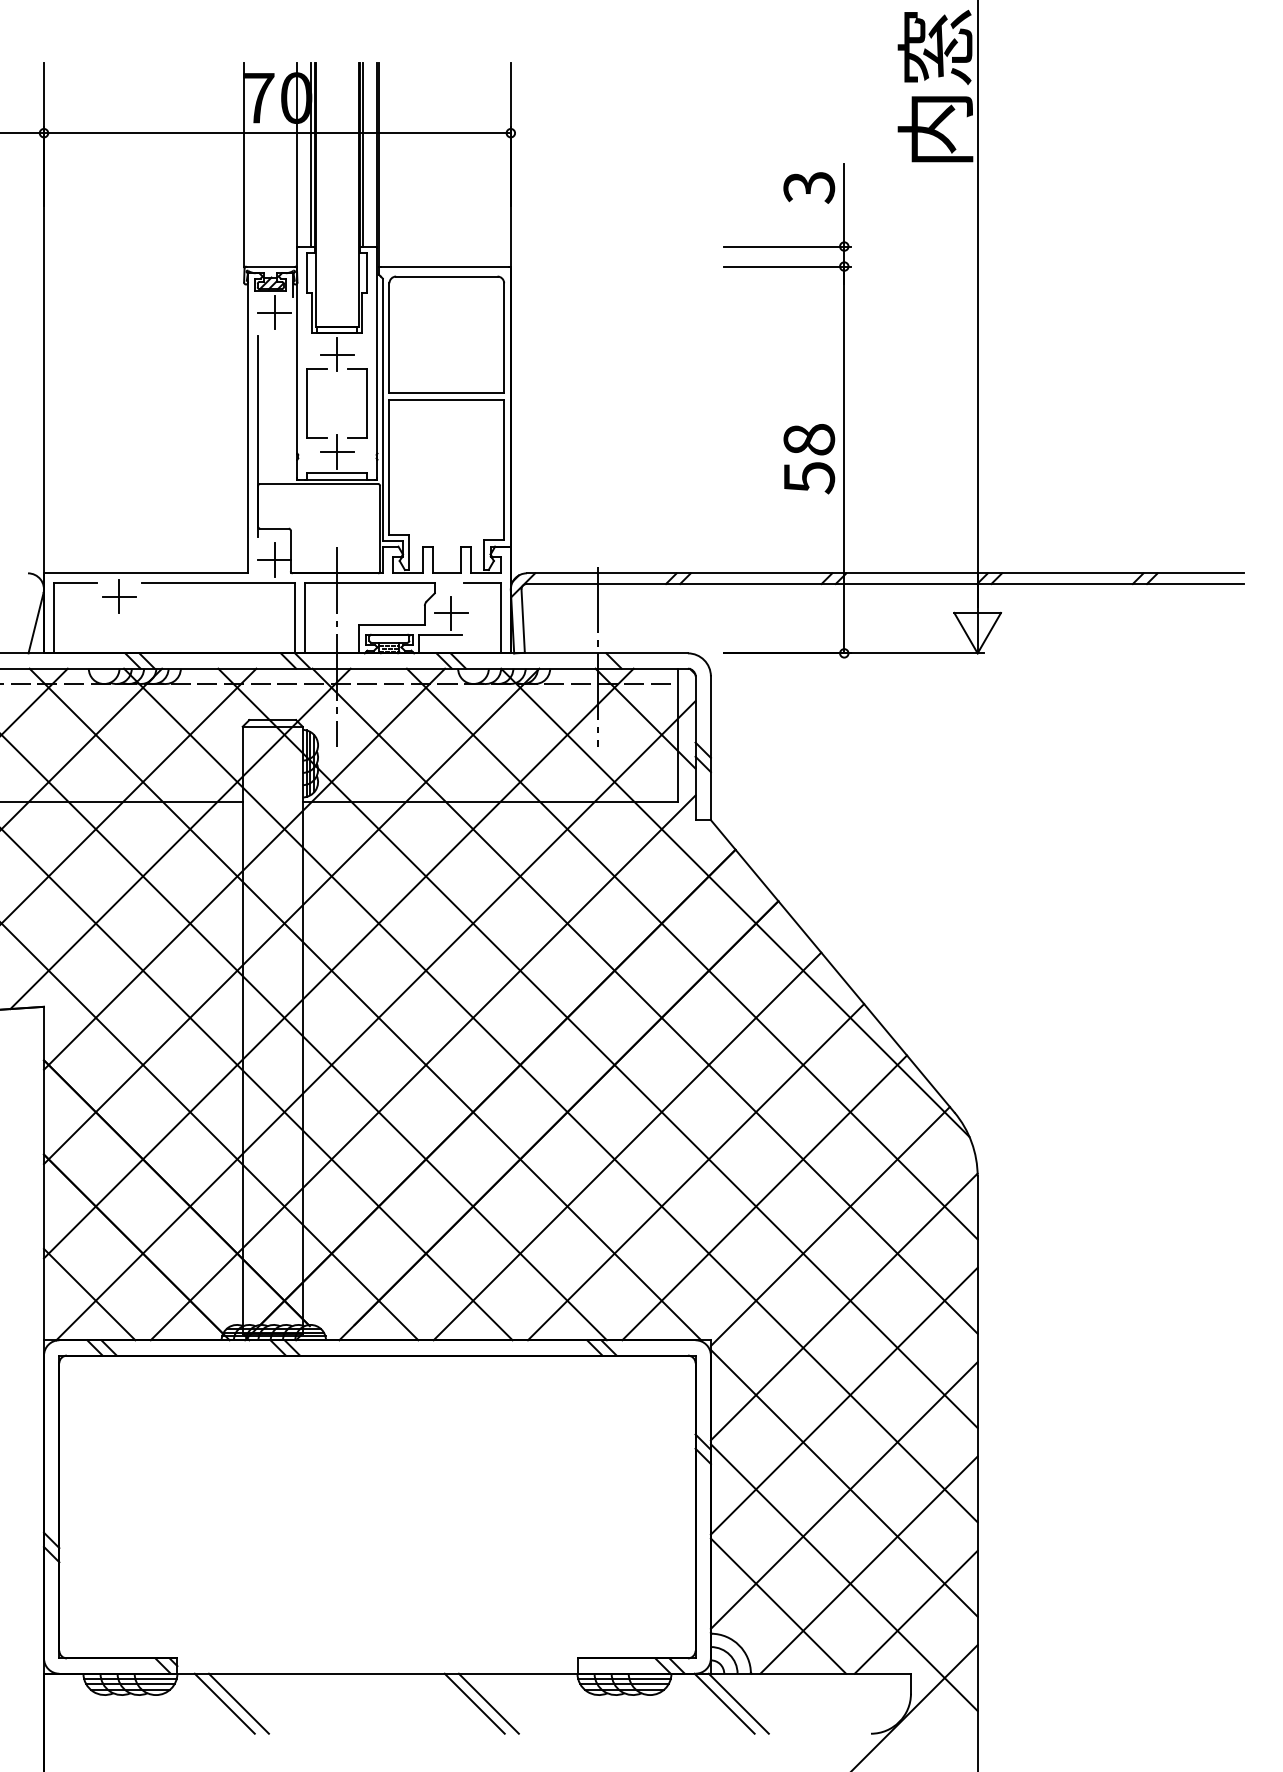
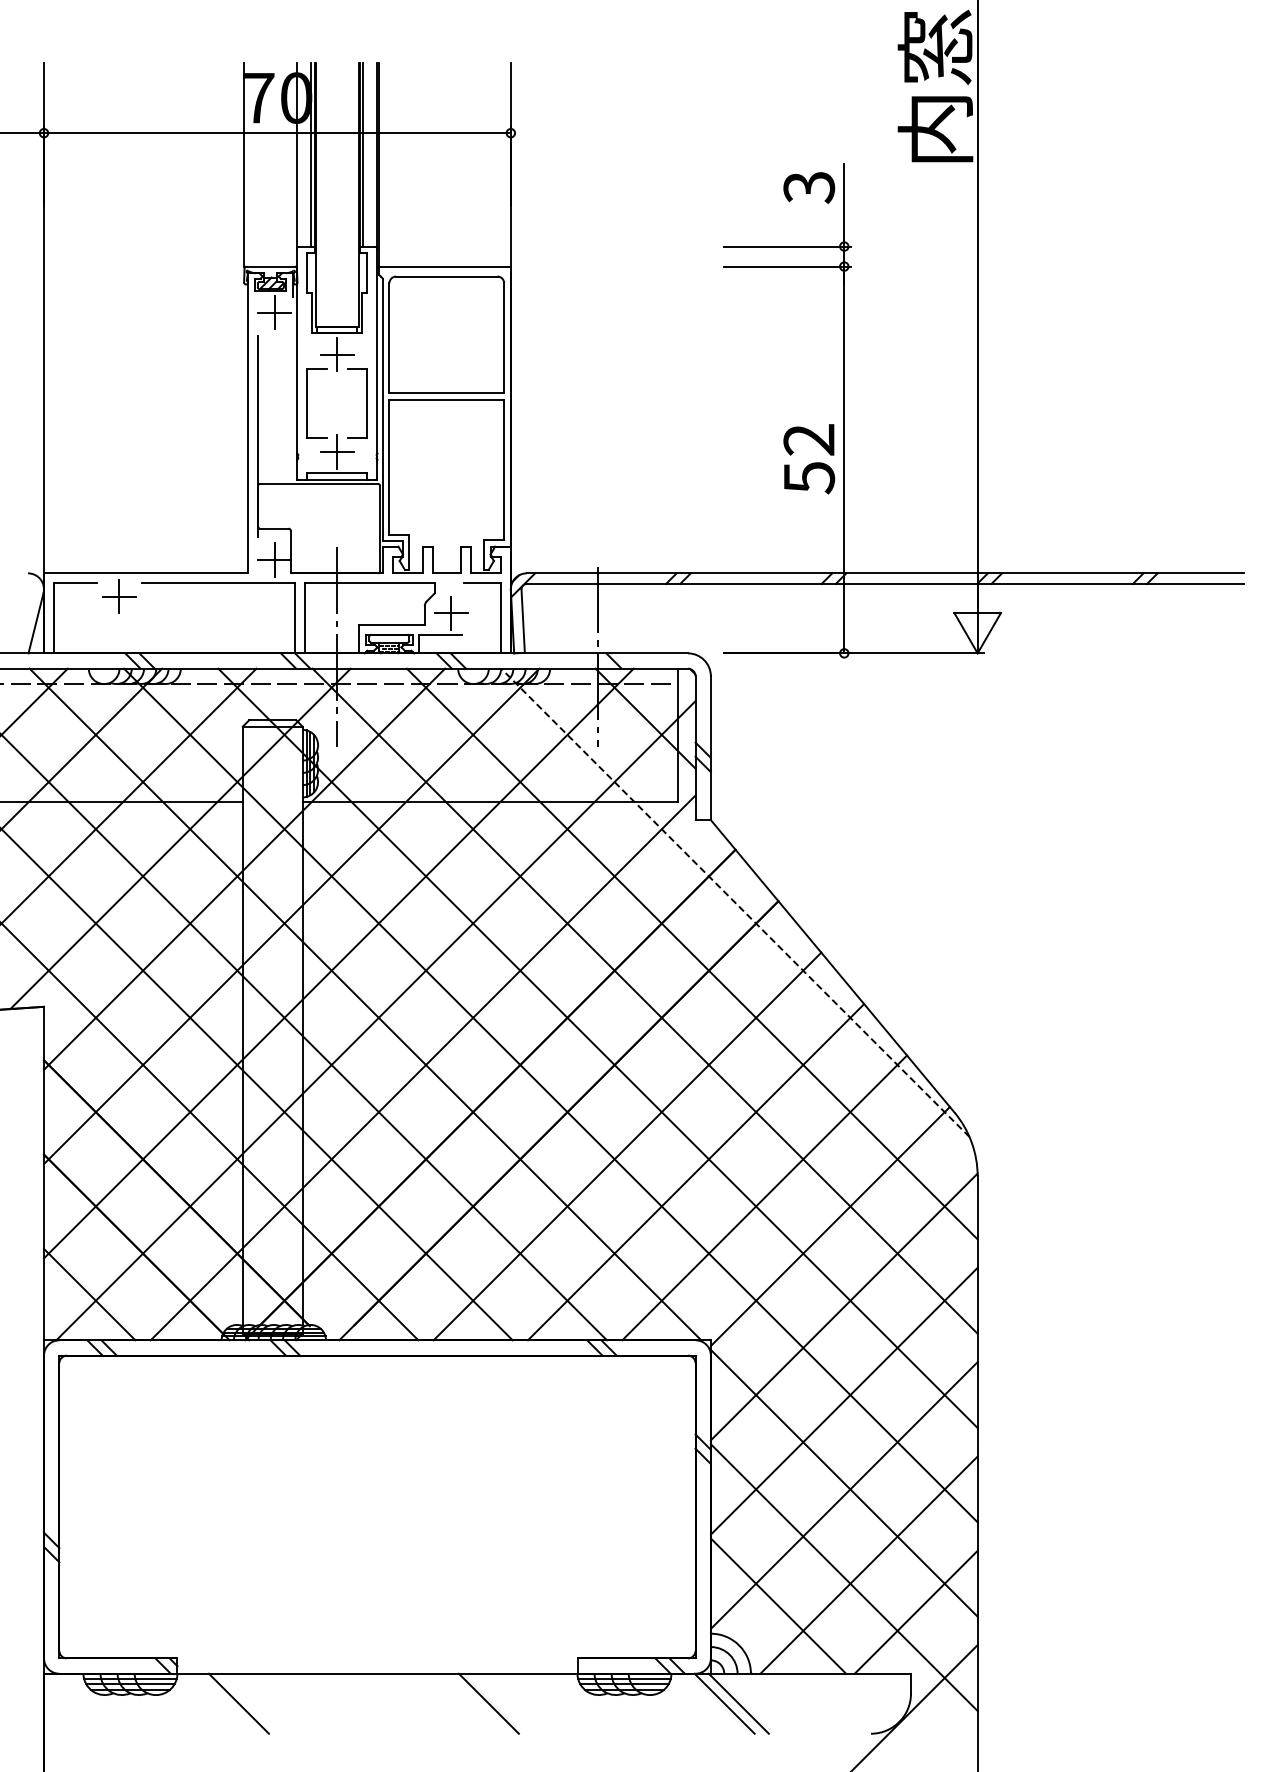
text: 58 -> 52 (809, 439)
line: solid -> dashed (735, 902)
line: present -> none (224, 1703)
line: present -> none (474, 1703)
